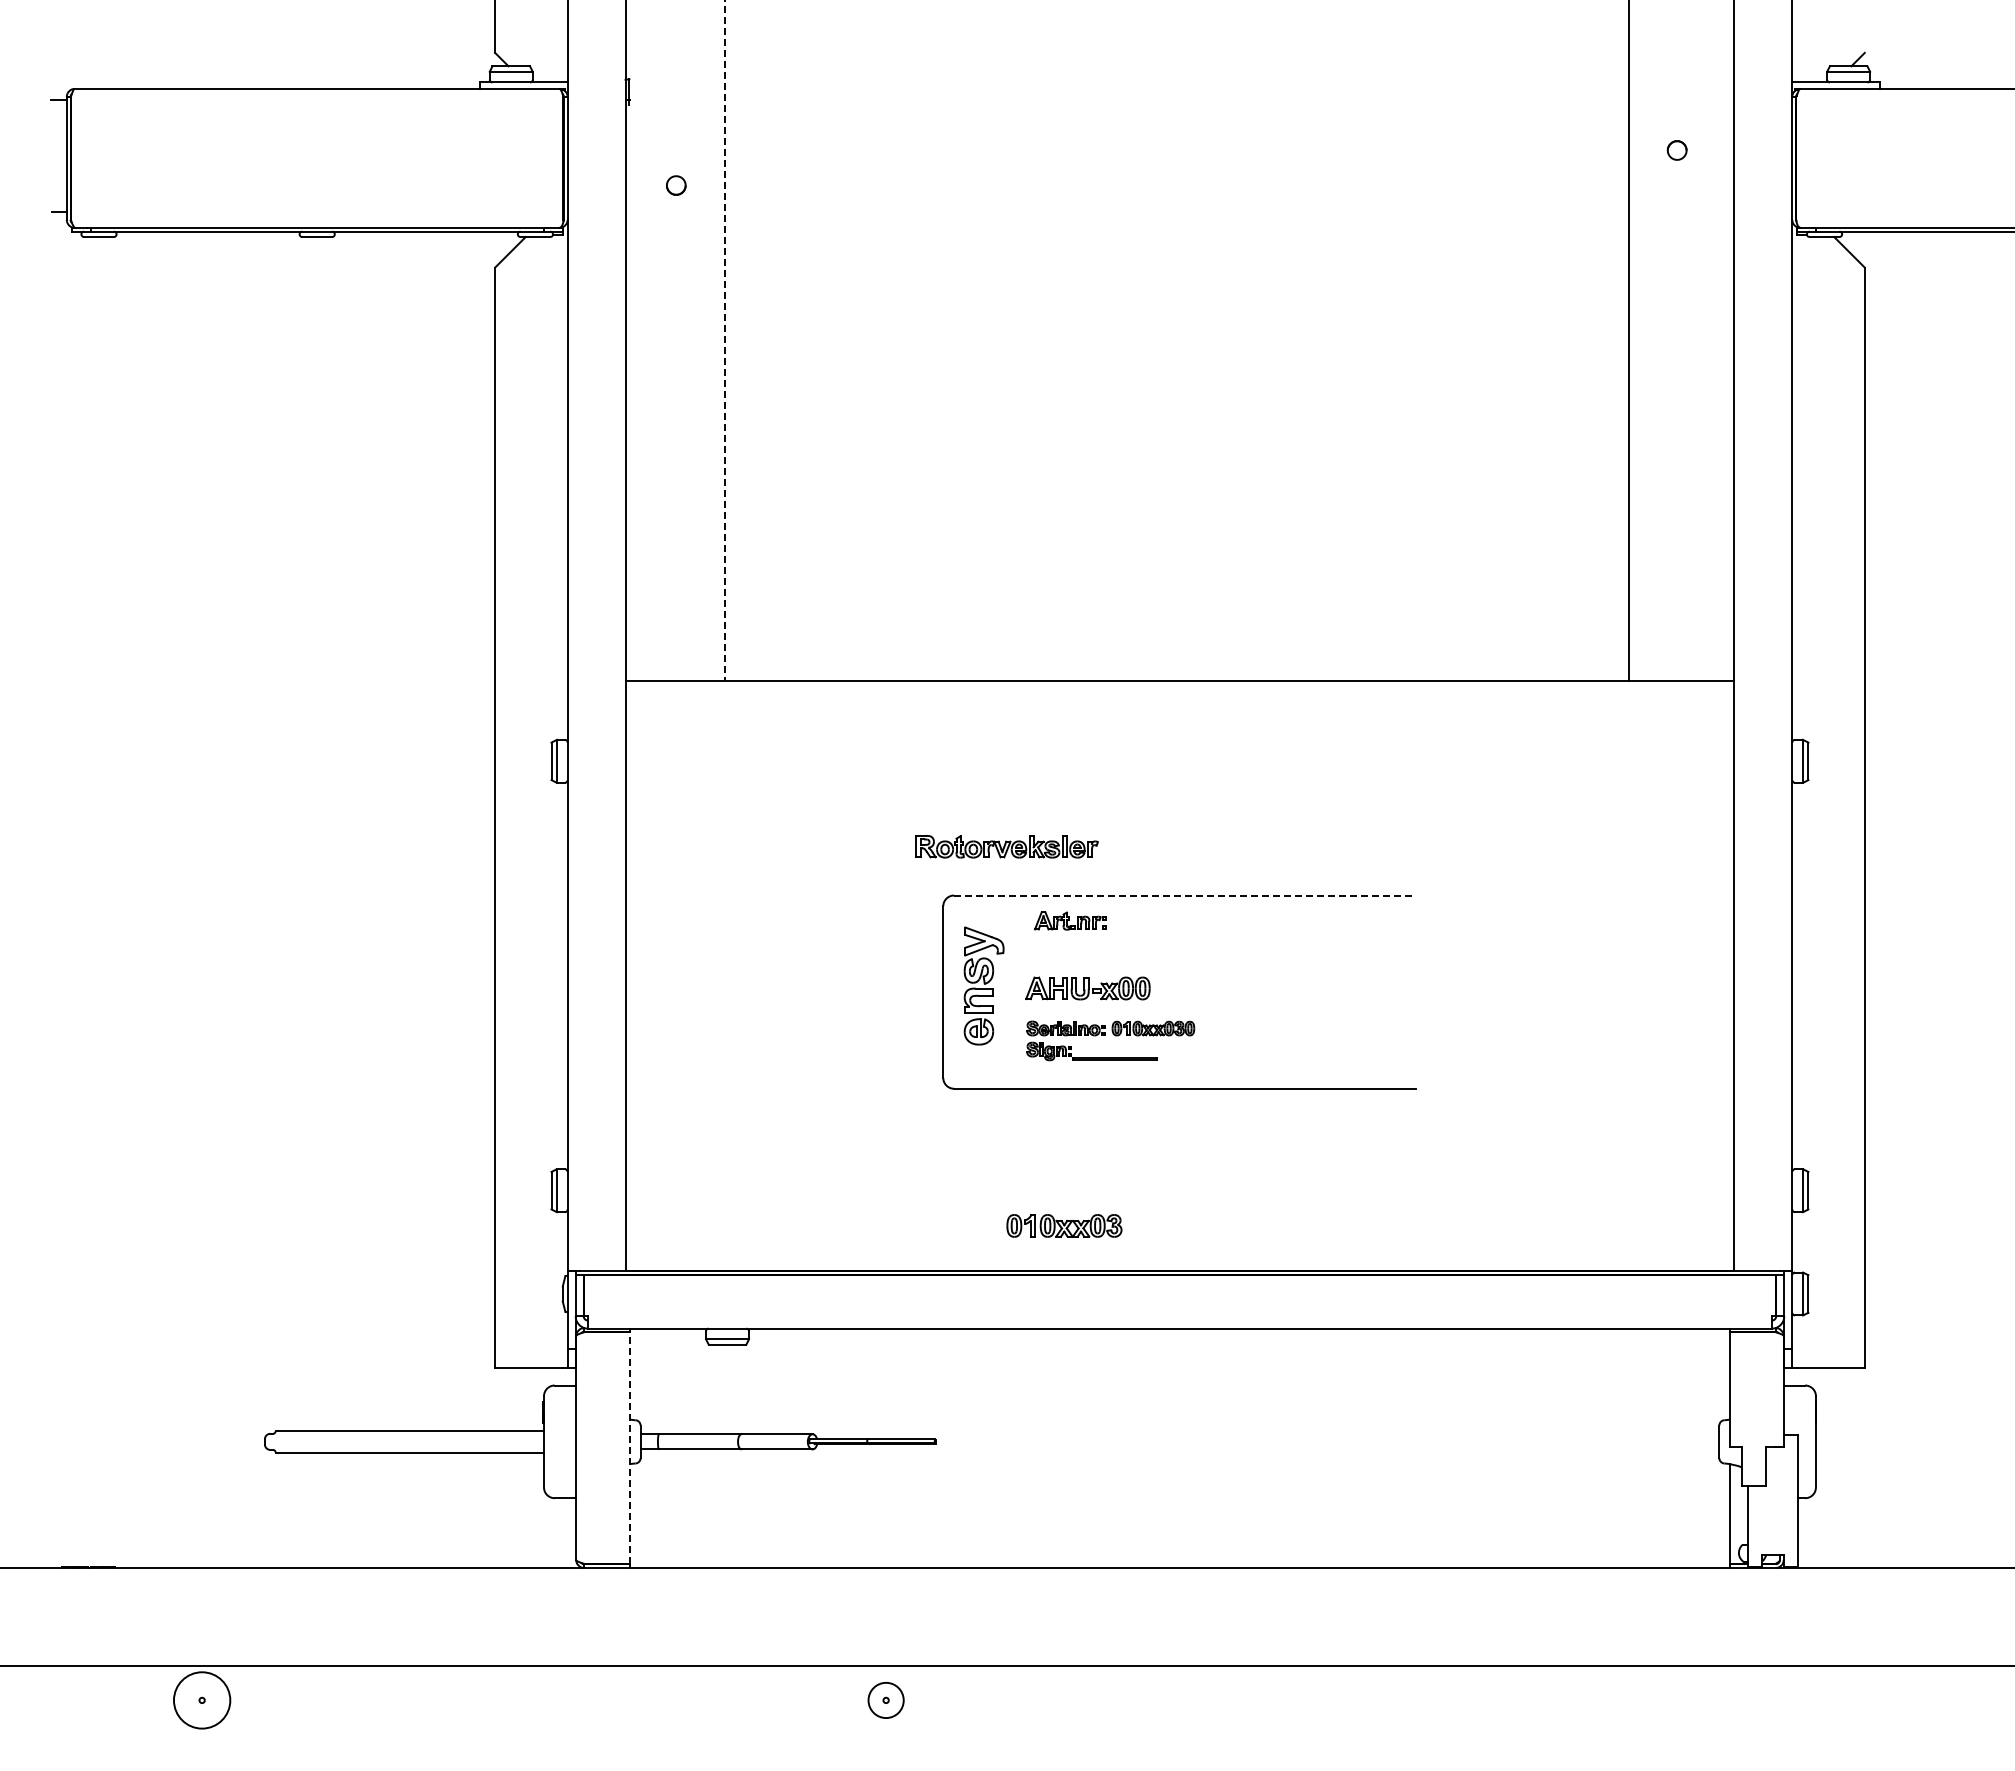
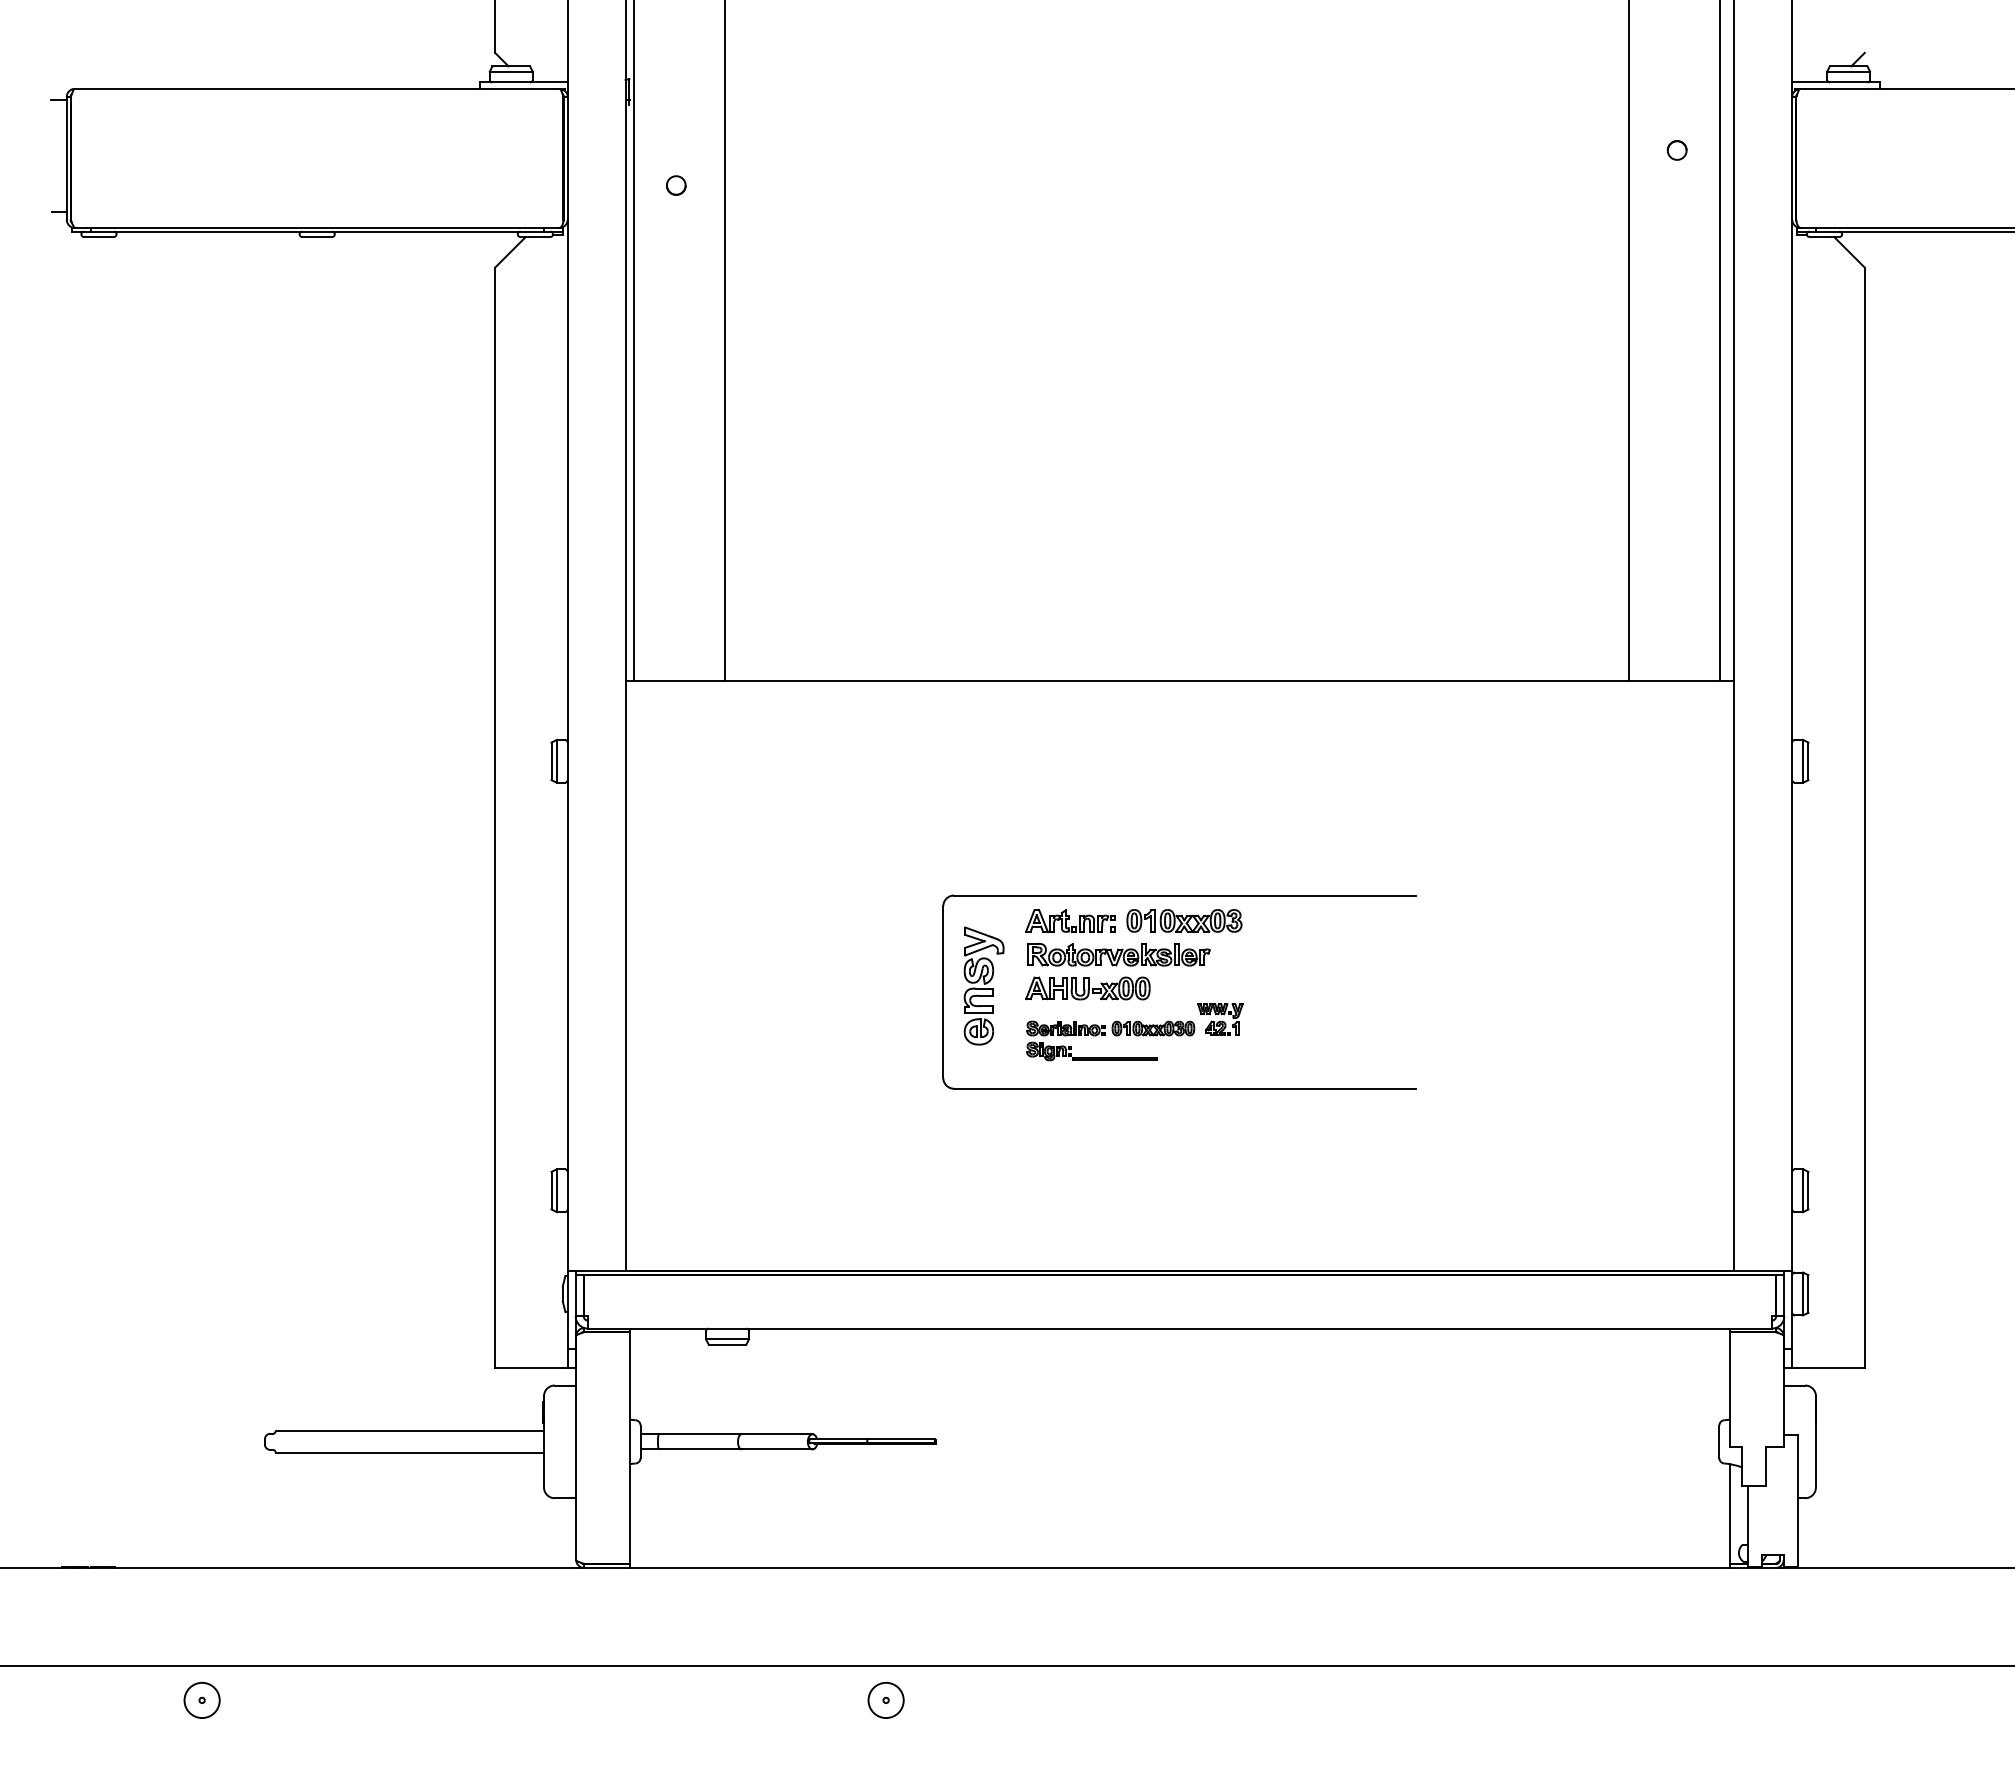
line: dashed -> solid (724, 340)
line: none -> present (633, 341)
line: none -> present (1719, 341)
part position: (1006, 846) -> (1118, 954) (1118, 954)
line: dashed -> solid (1184, 895)
part size: 73x20 px -> 91x24 px (1070, 920)
part: none -> present (1220, 1019)
part position: (1064, 1225) -> (1184, 920) (1184, 920)
line: dashed -> solid (629, 1448)
circle diameter: 56 px -> 35 px (201, 1700)
